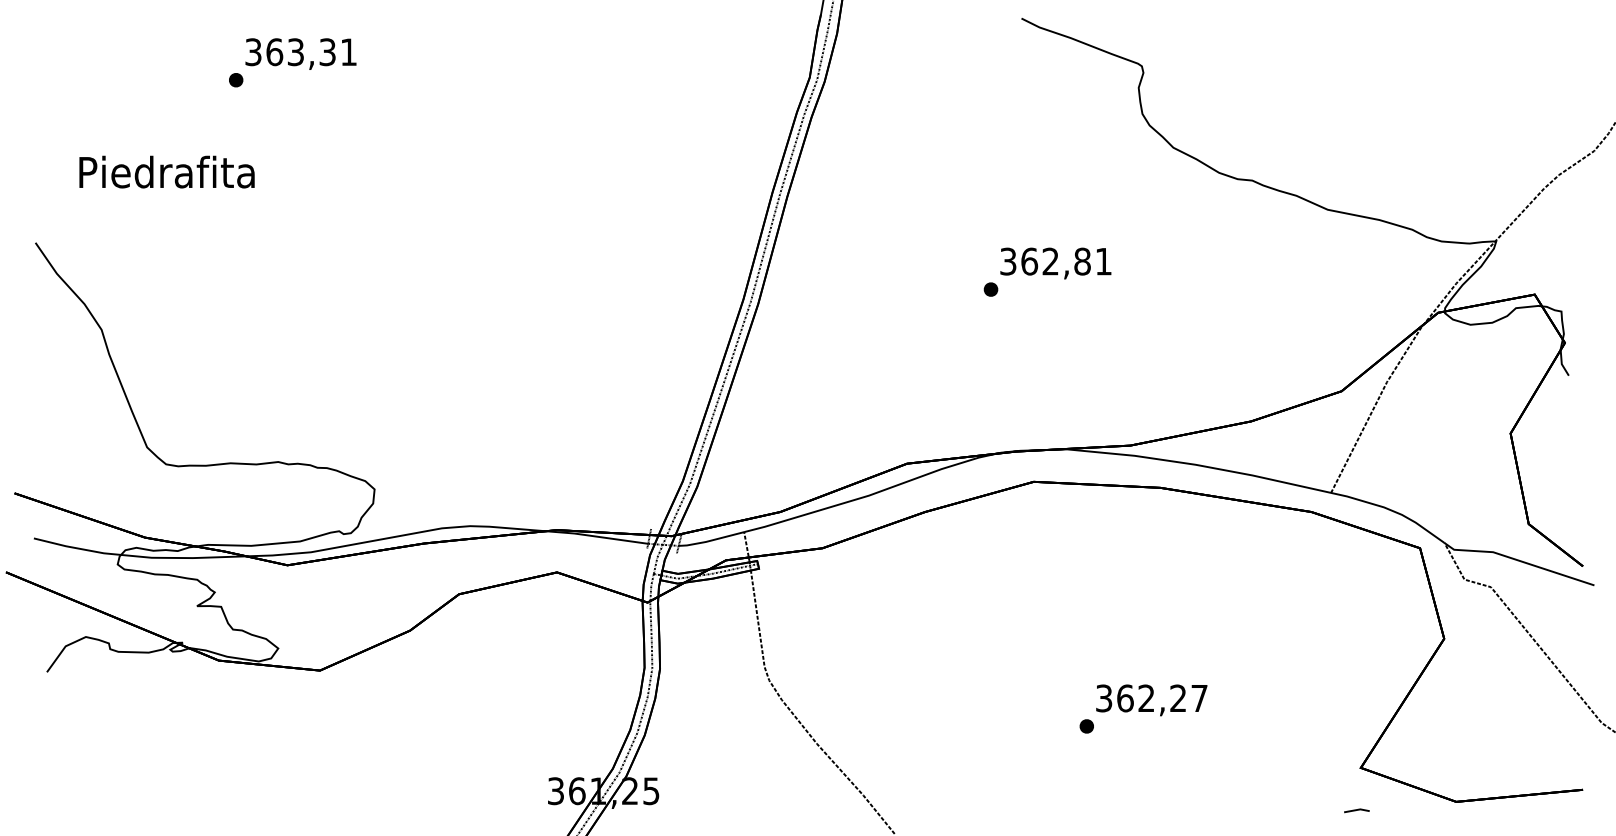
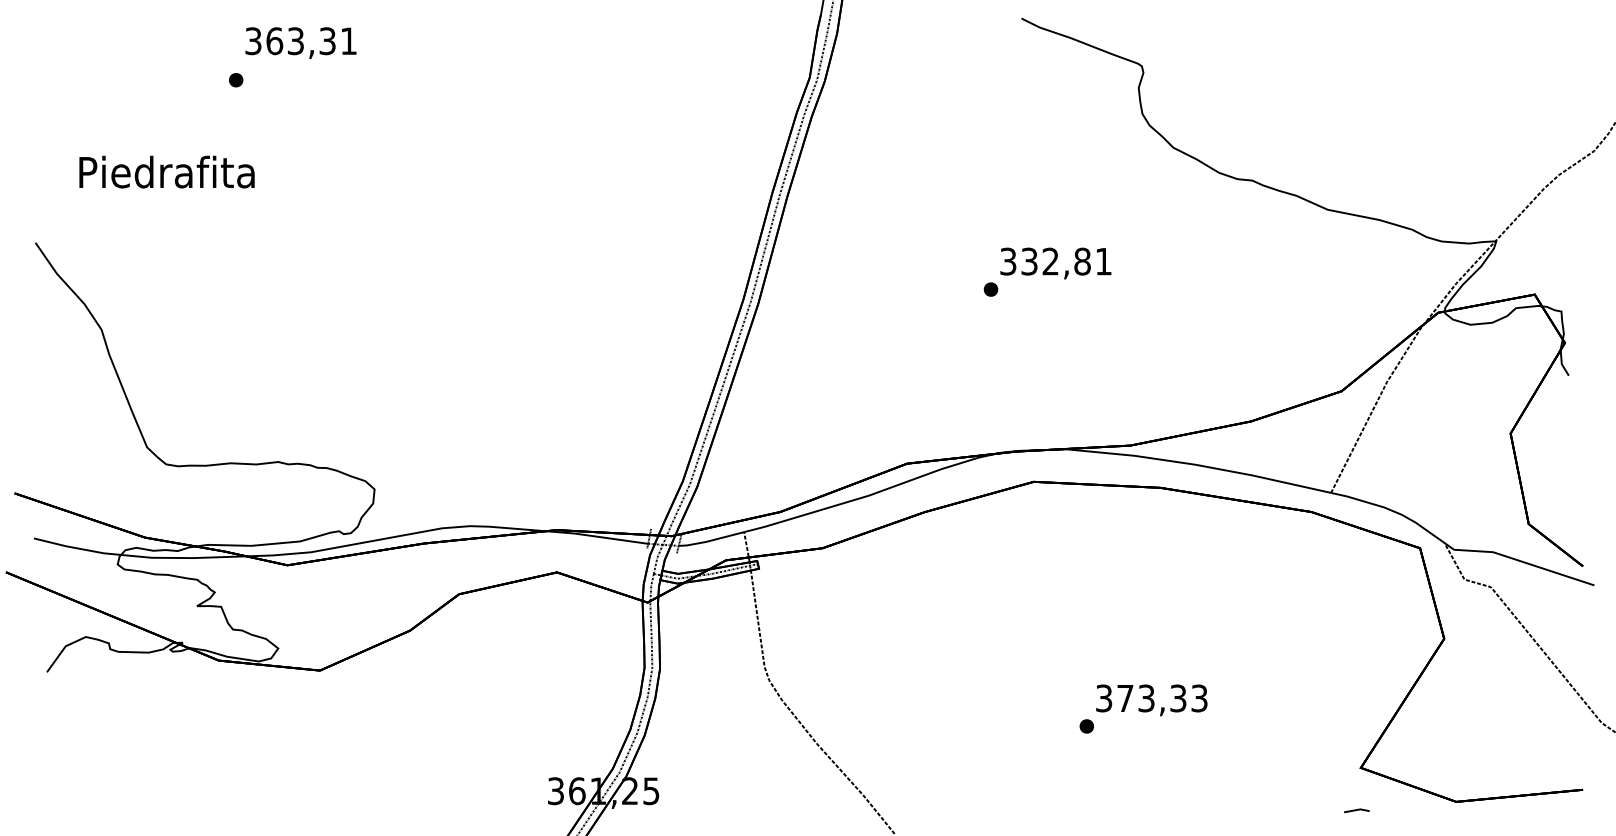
text position: (300, 53) -> (300, 42) (300, 42)
text: 362,81 -> 332,81 (1029, 261)
text: 362,27 -> 373,33 (1162, 698)
